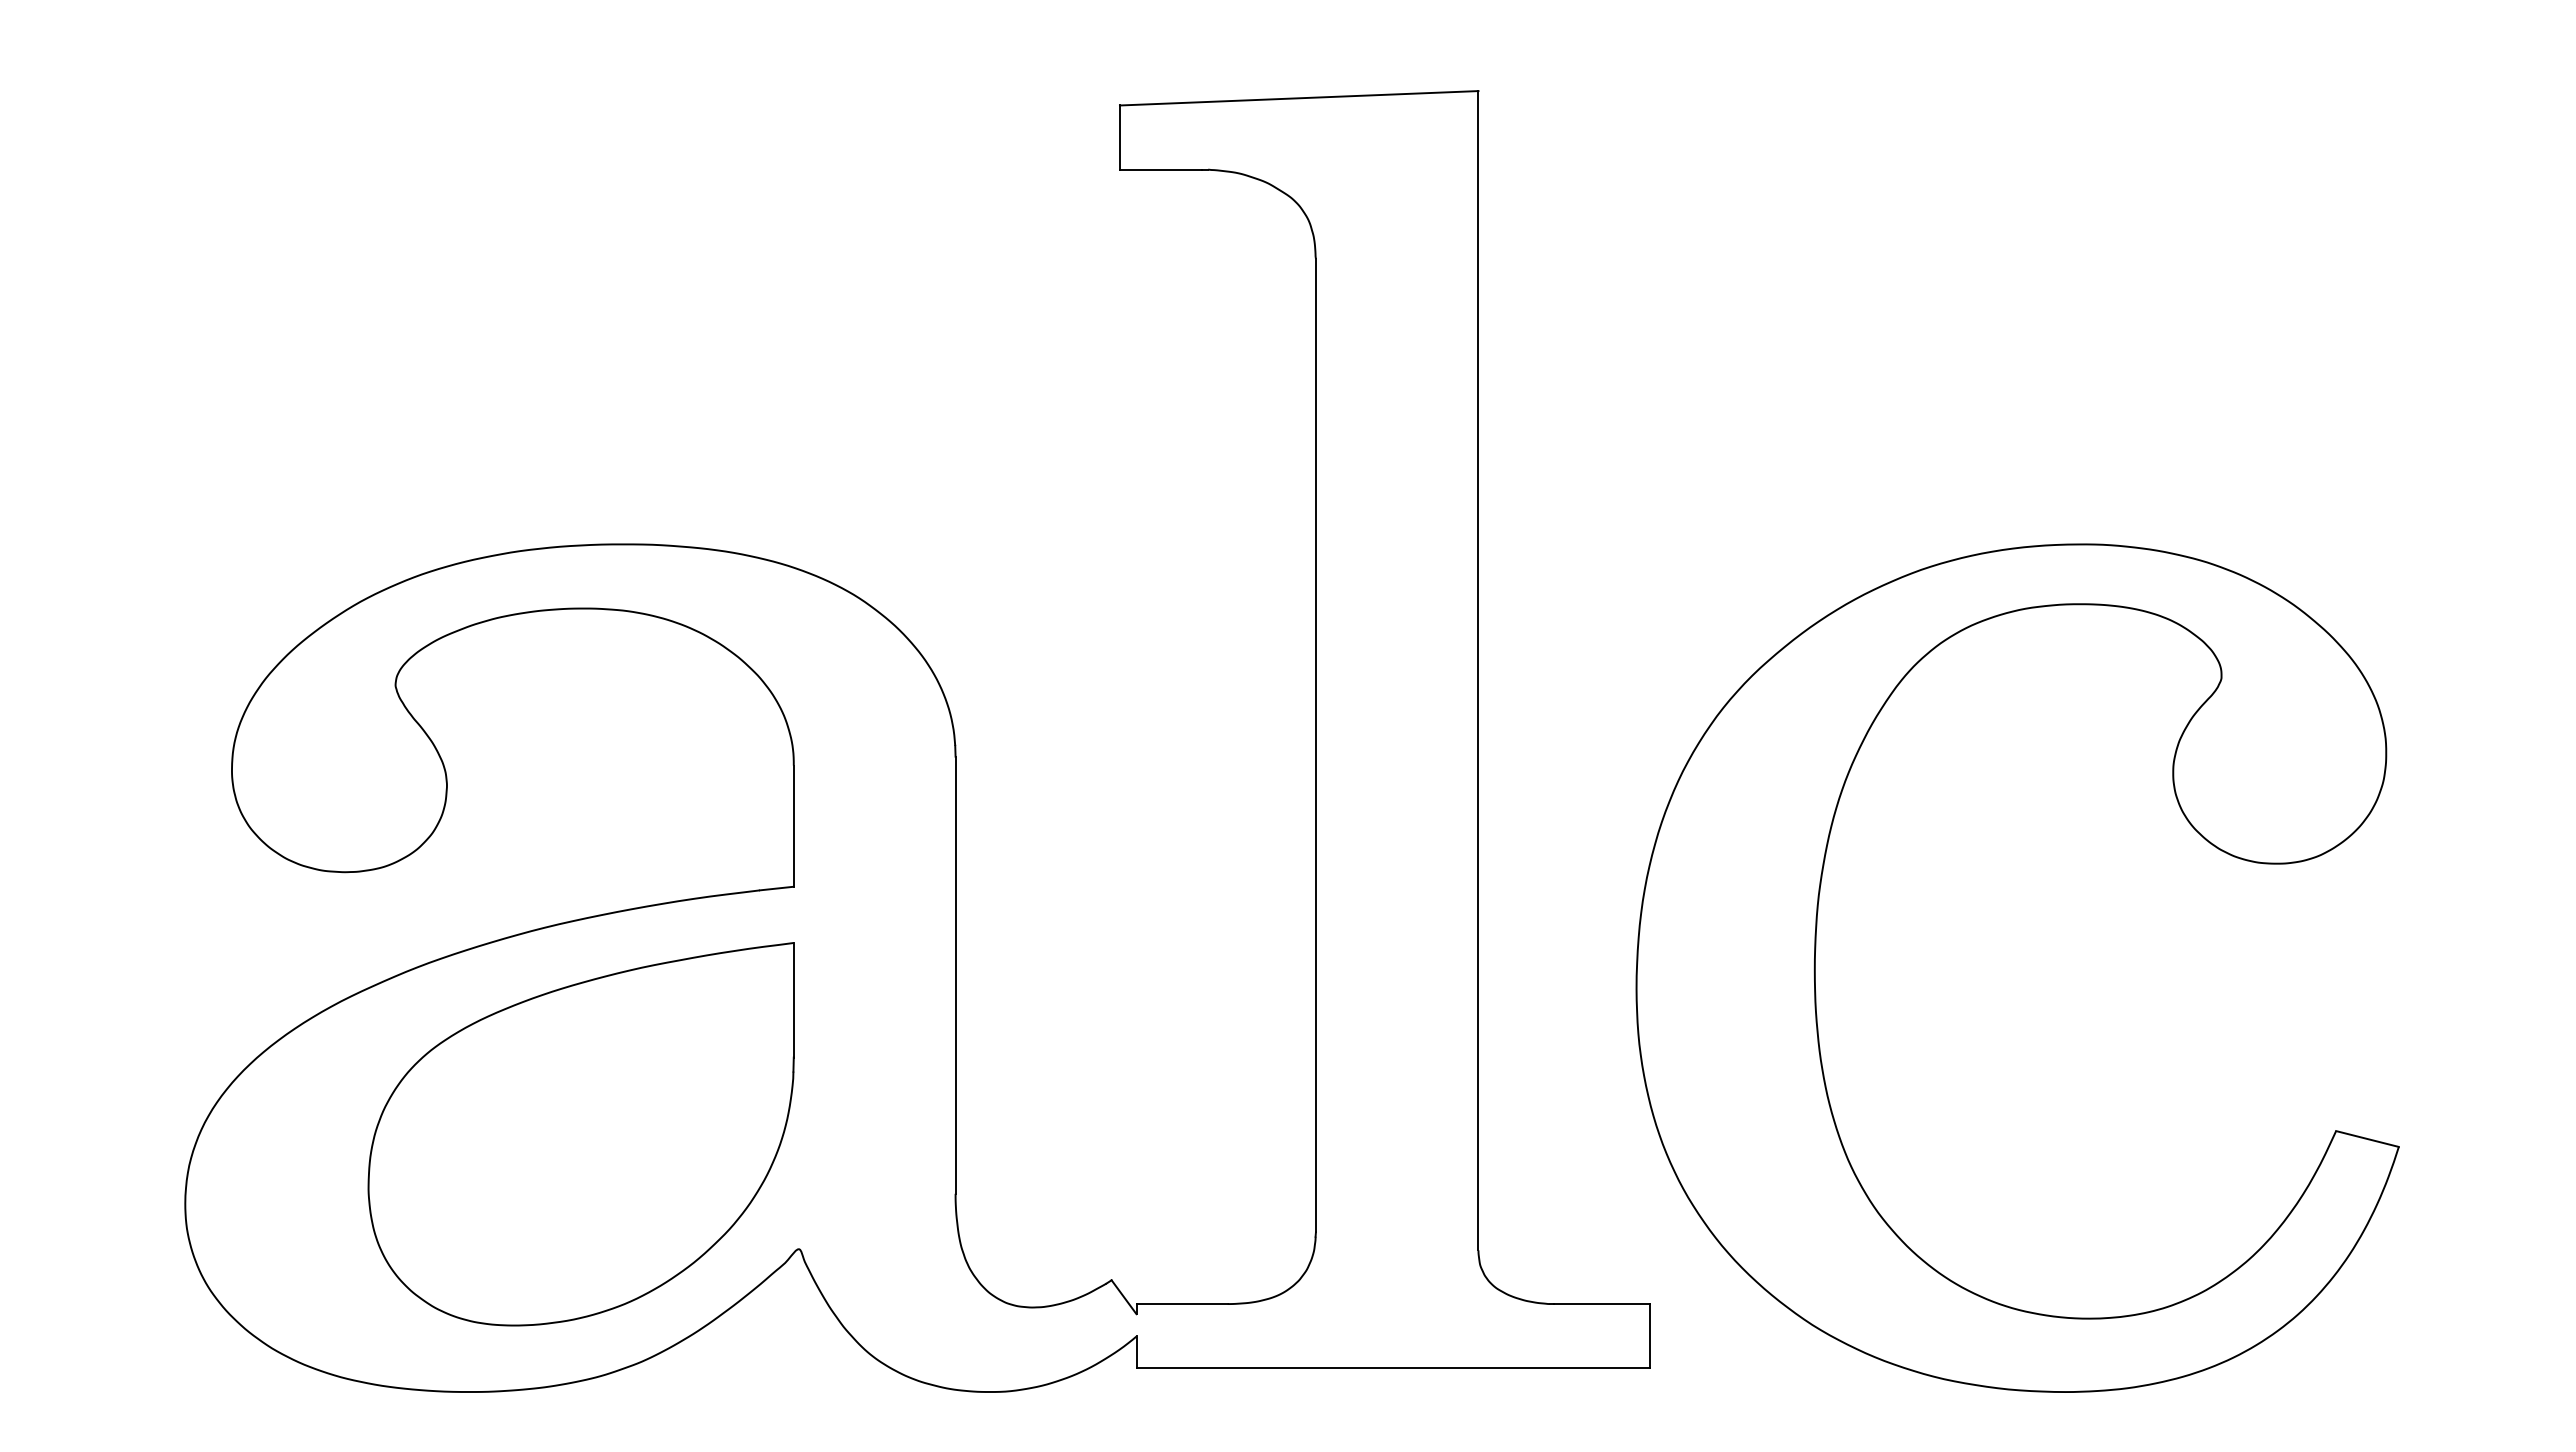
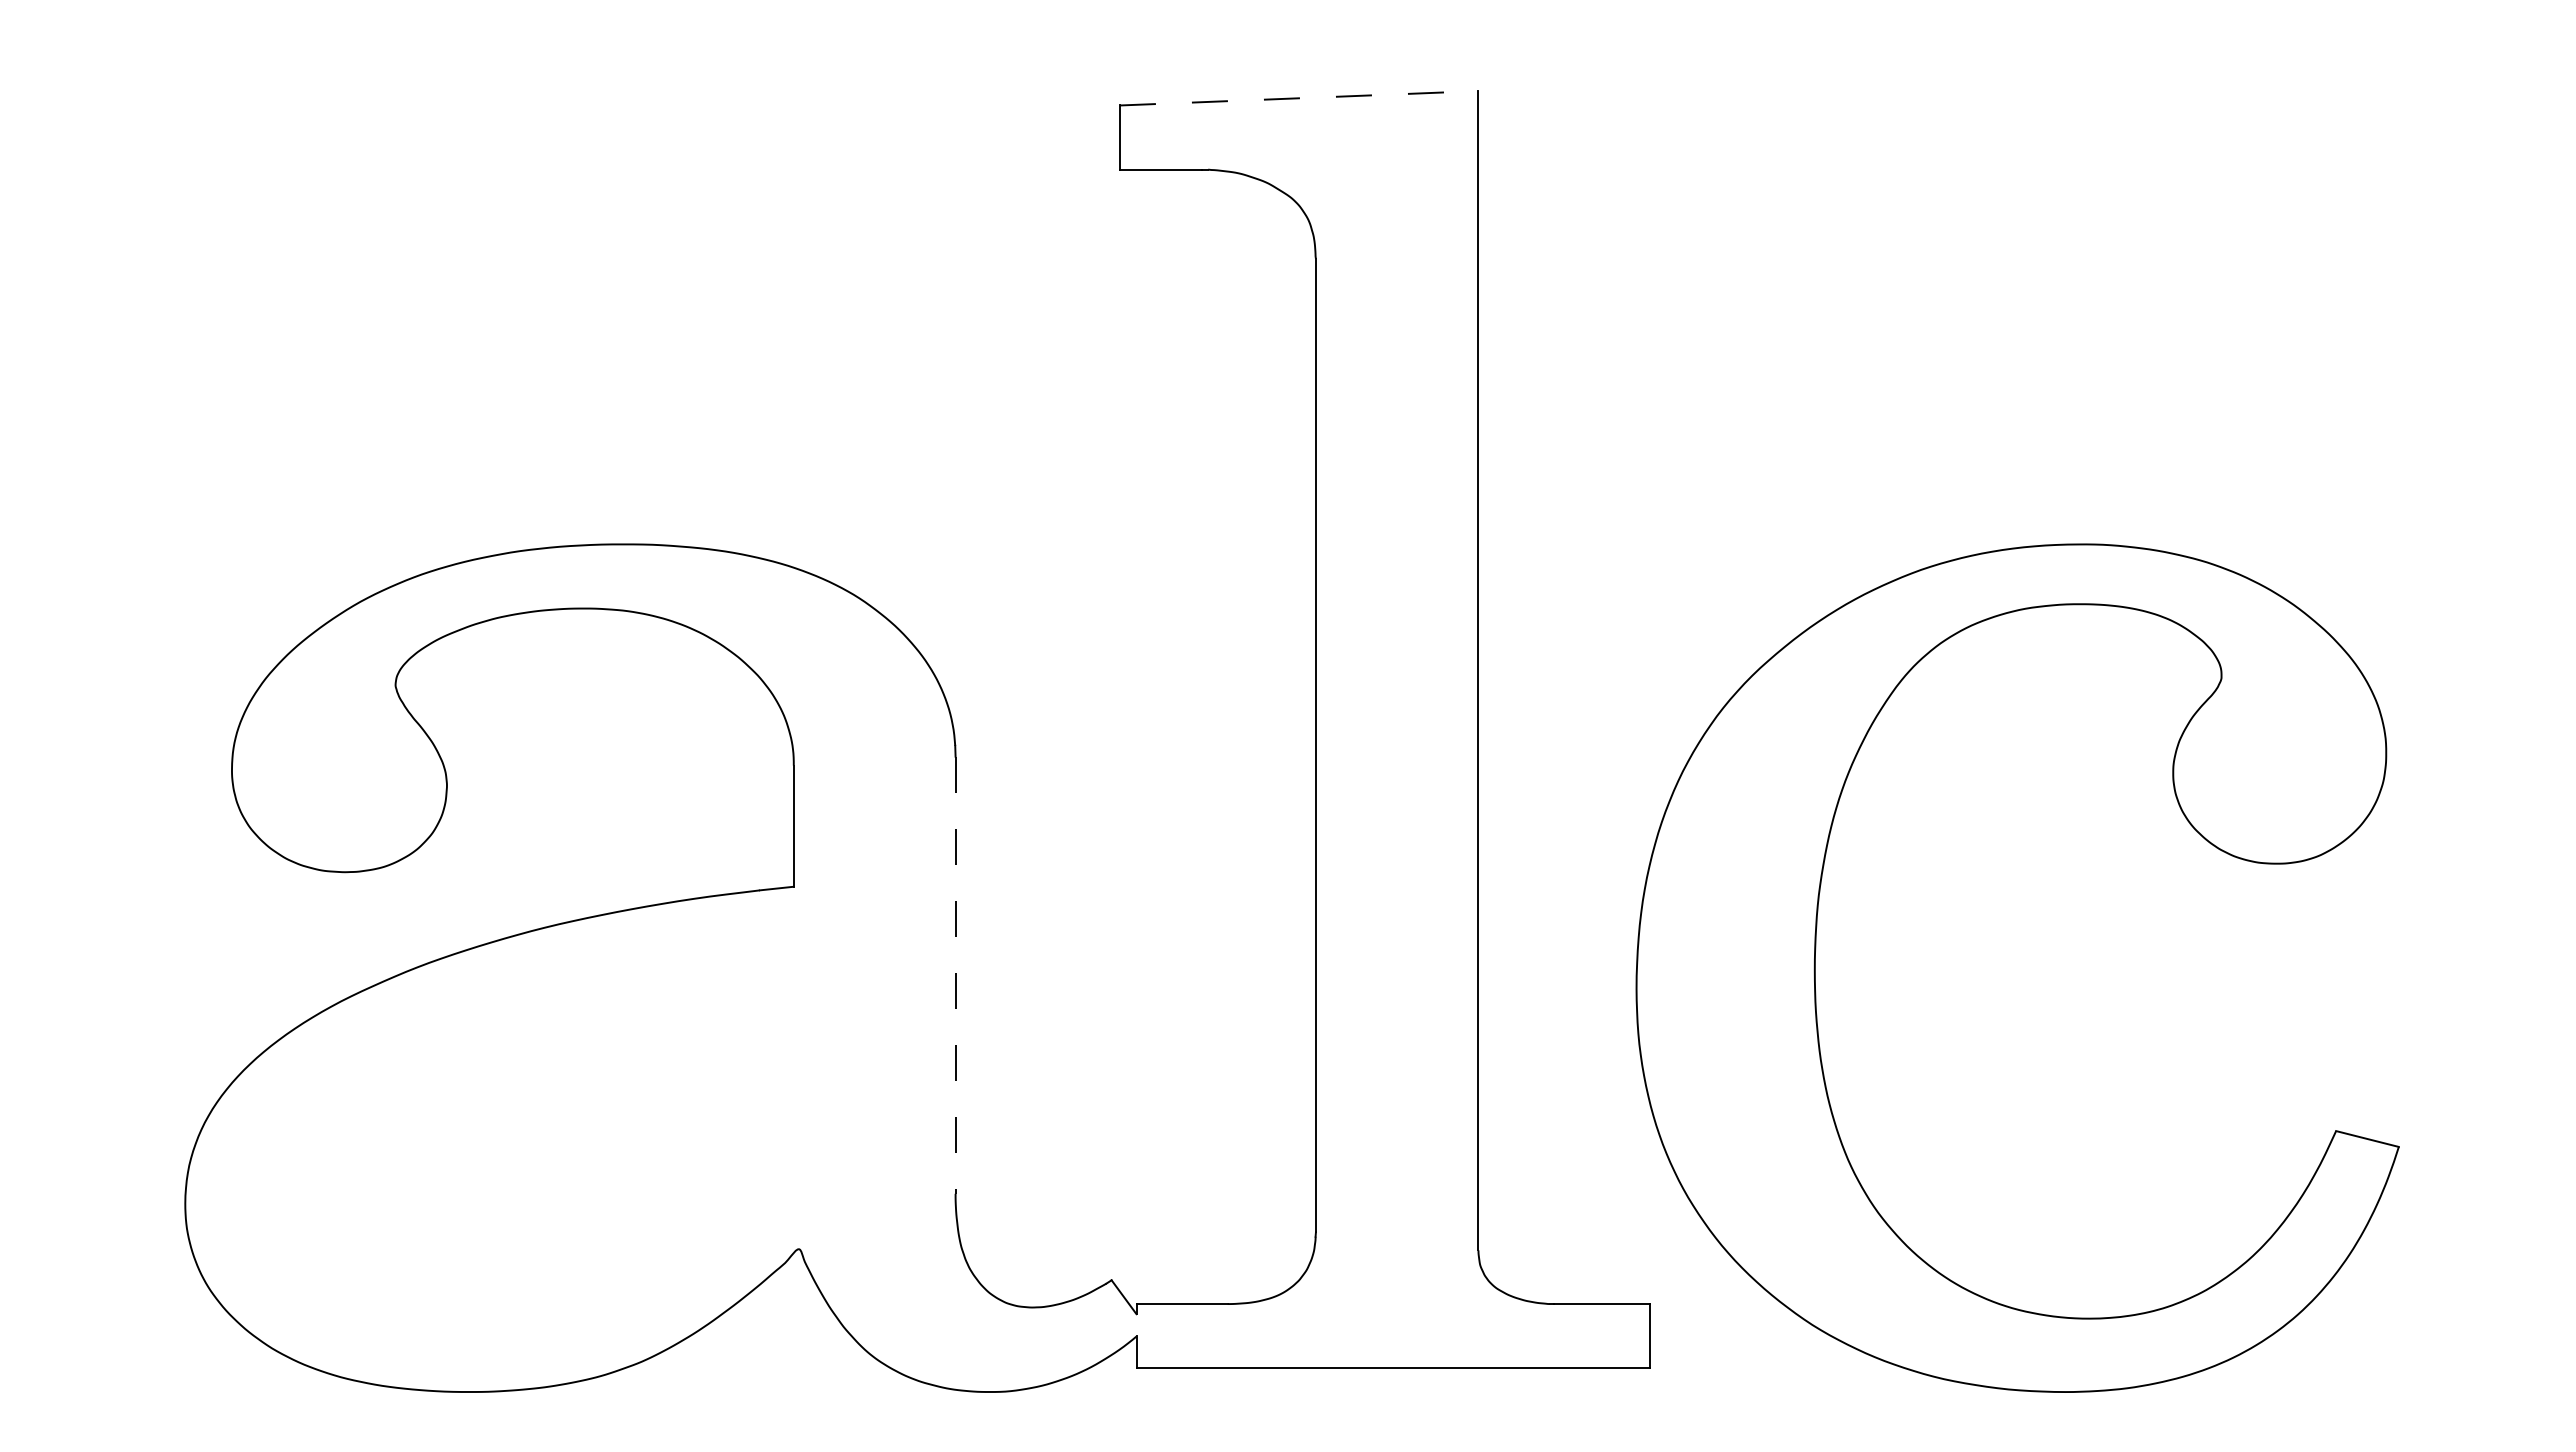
line: solid -> dashed (1299, 98)
line: solid -> dashed (955, 975)
part: present -> none (580, 1134)
